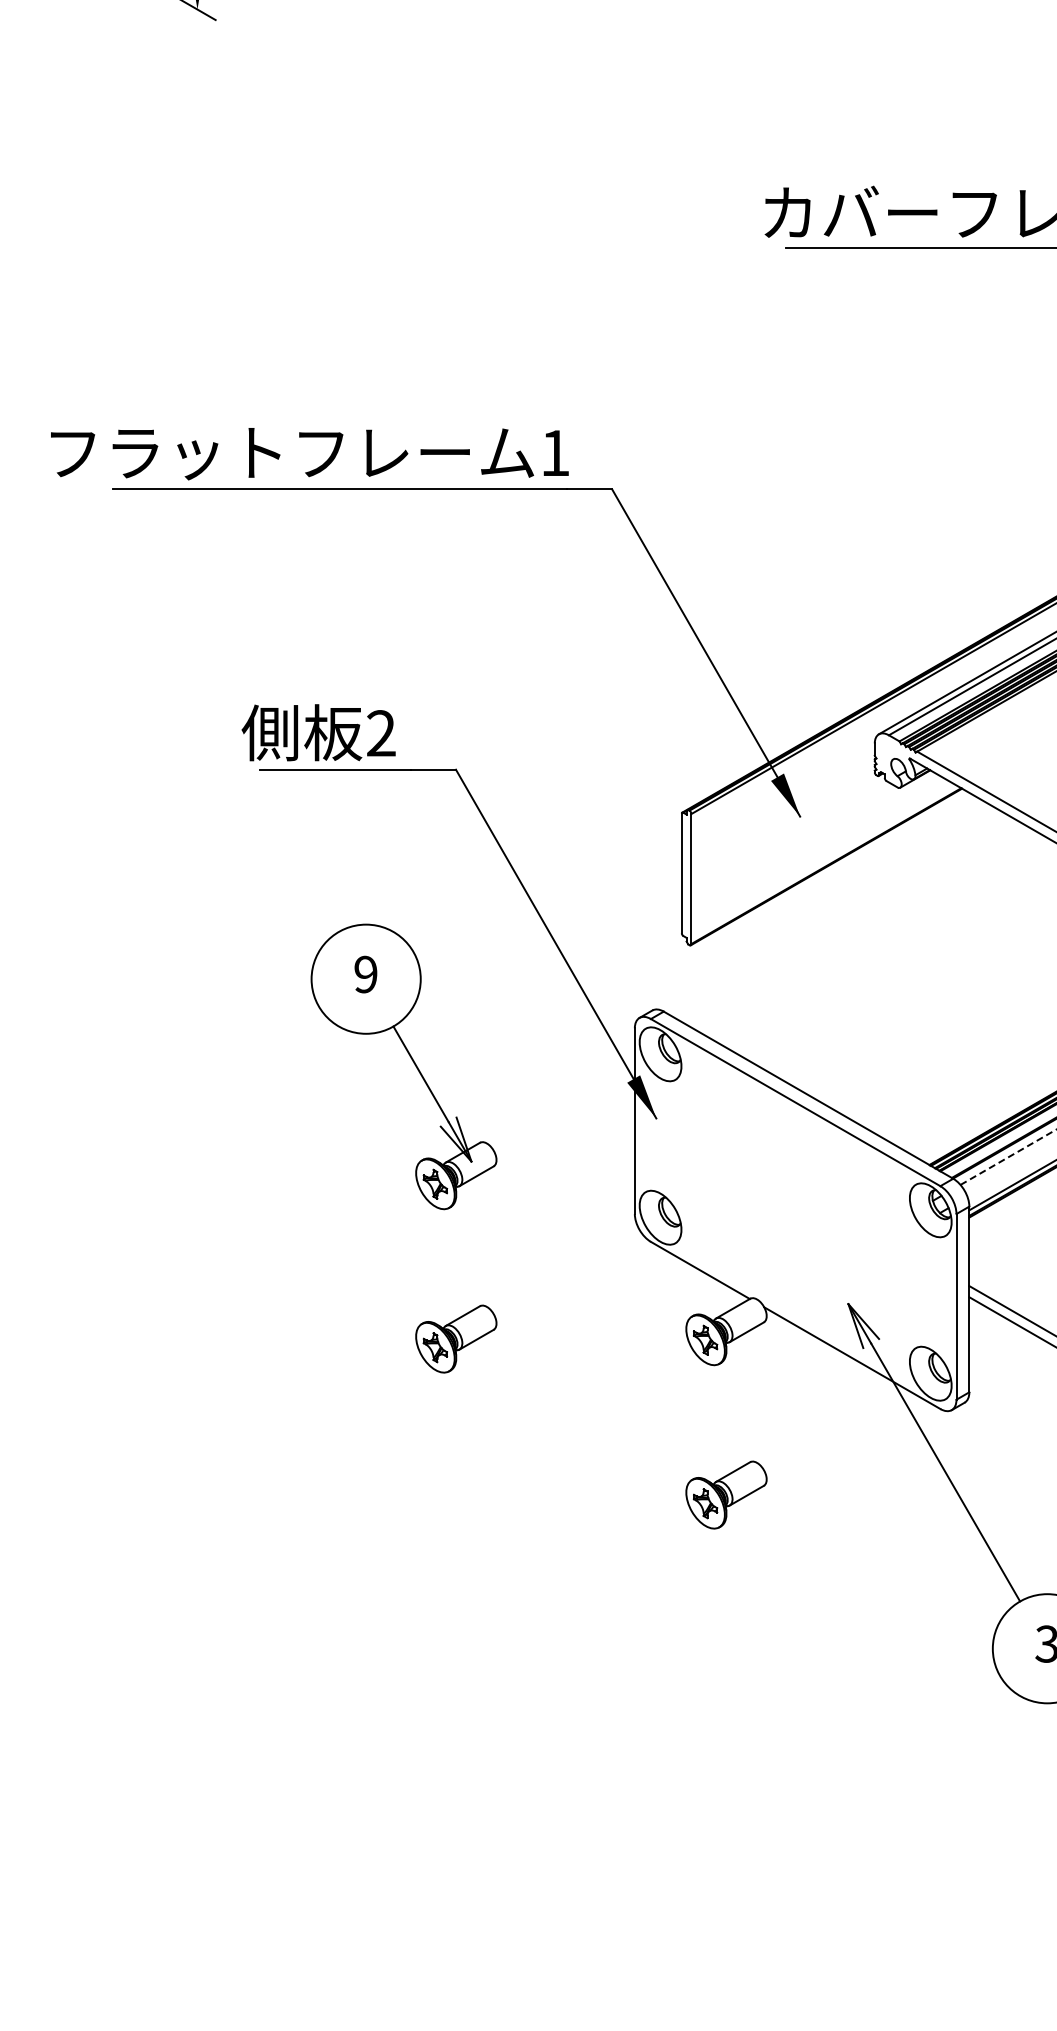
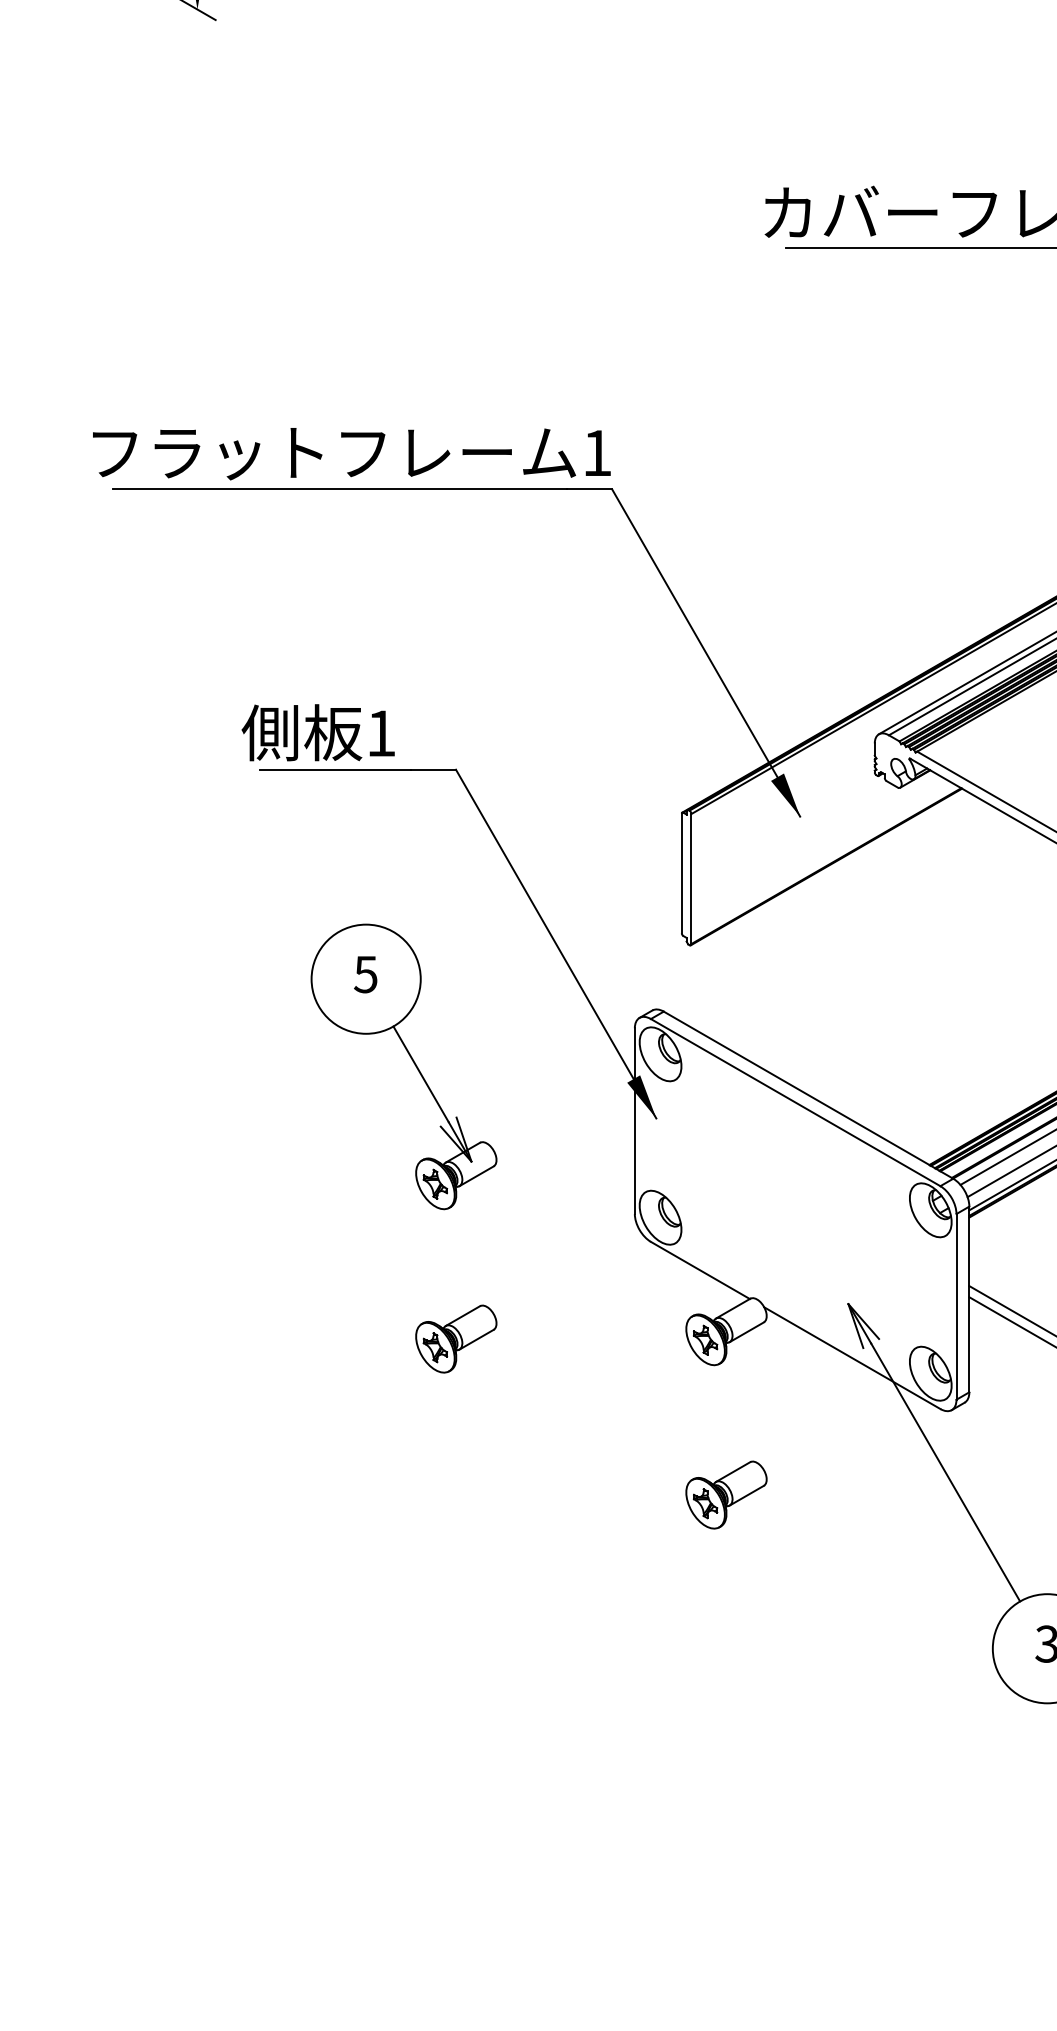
text position: (309, 454) -> (351, 454) (351, 454)
text: 2 -> 1 (381, 733)
text: 9 -> 5 (365, 974)
line: dashed -> solid (1009, 1156)
line: none -> present (1010, 1172)
